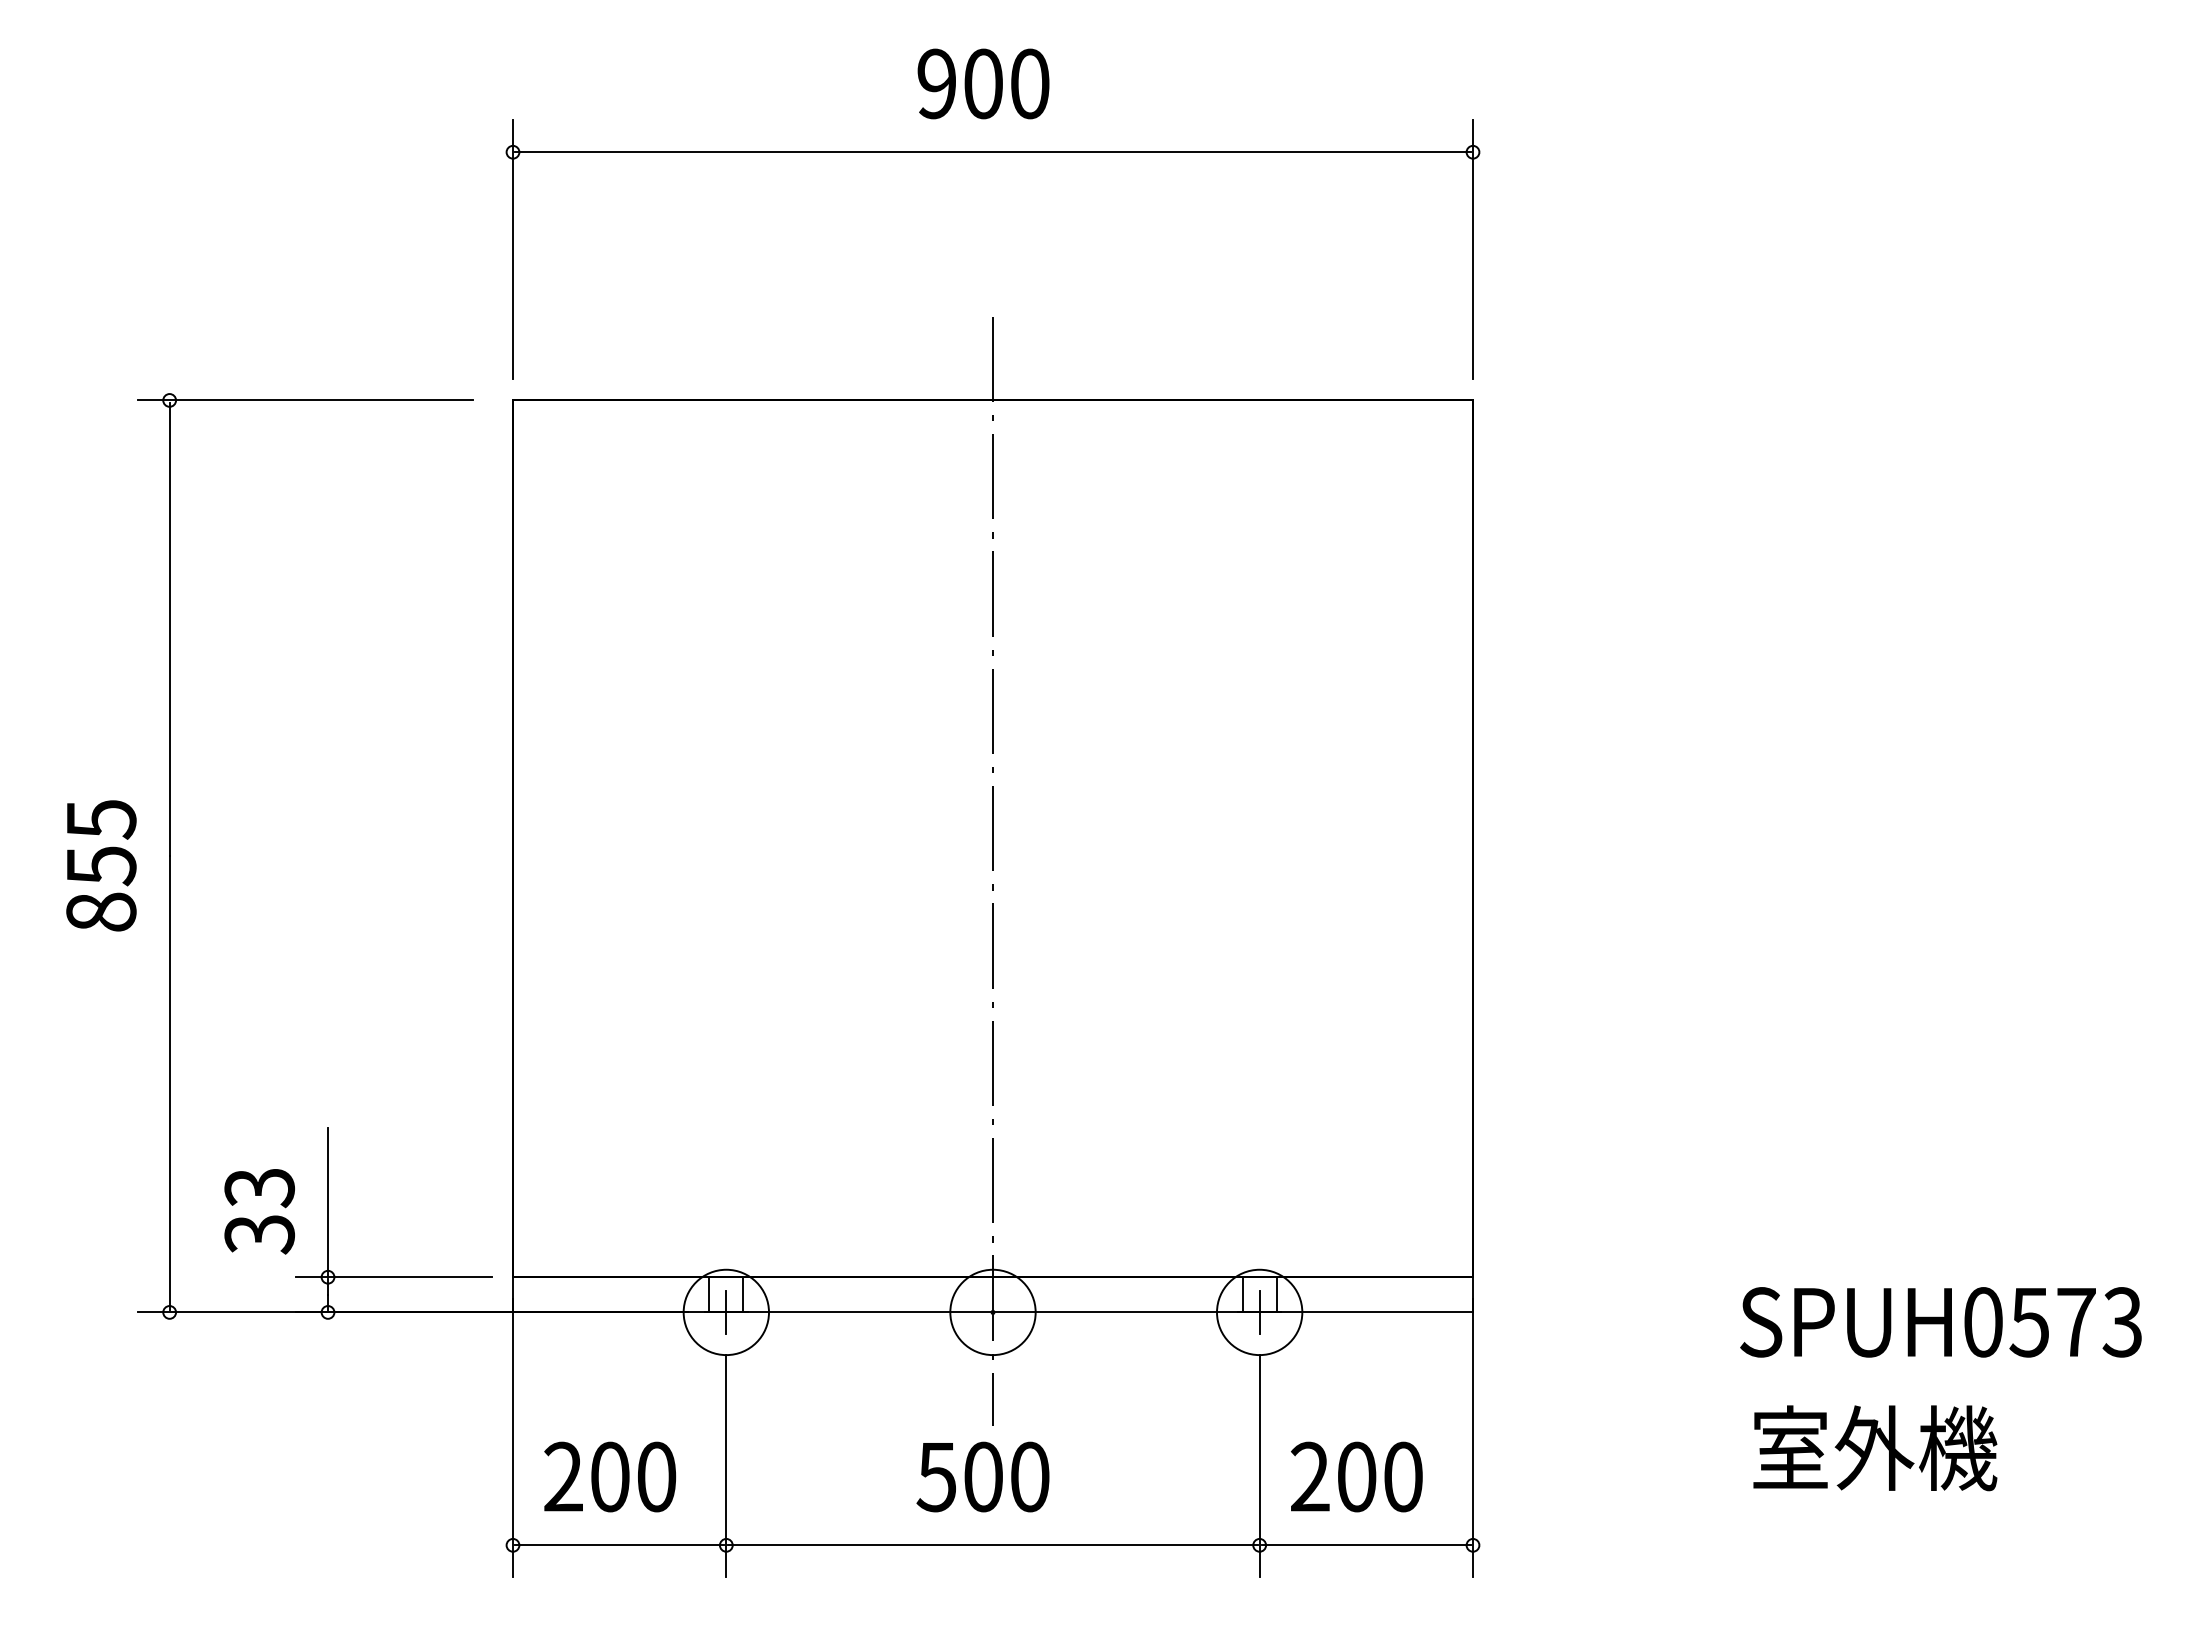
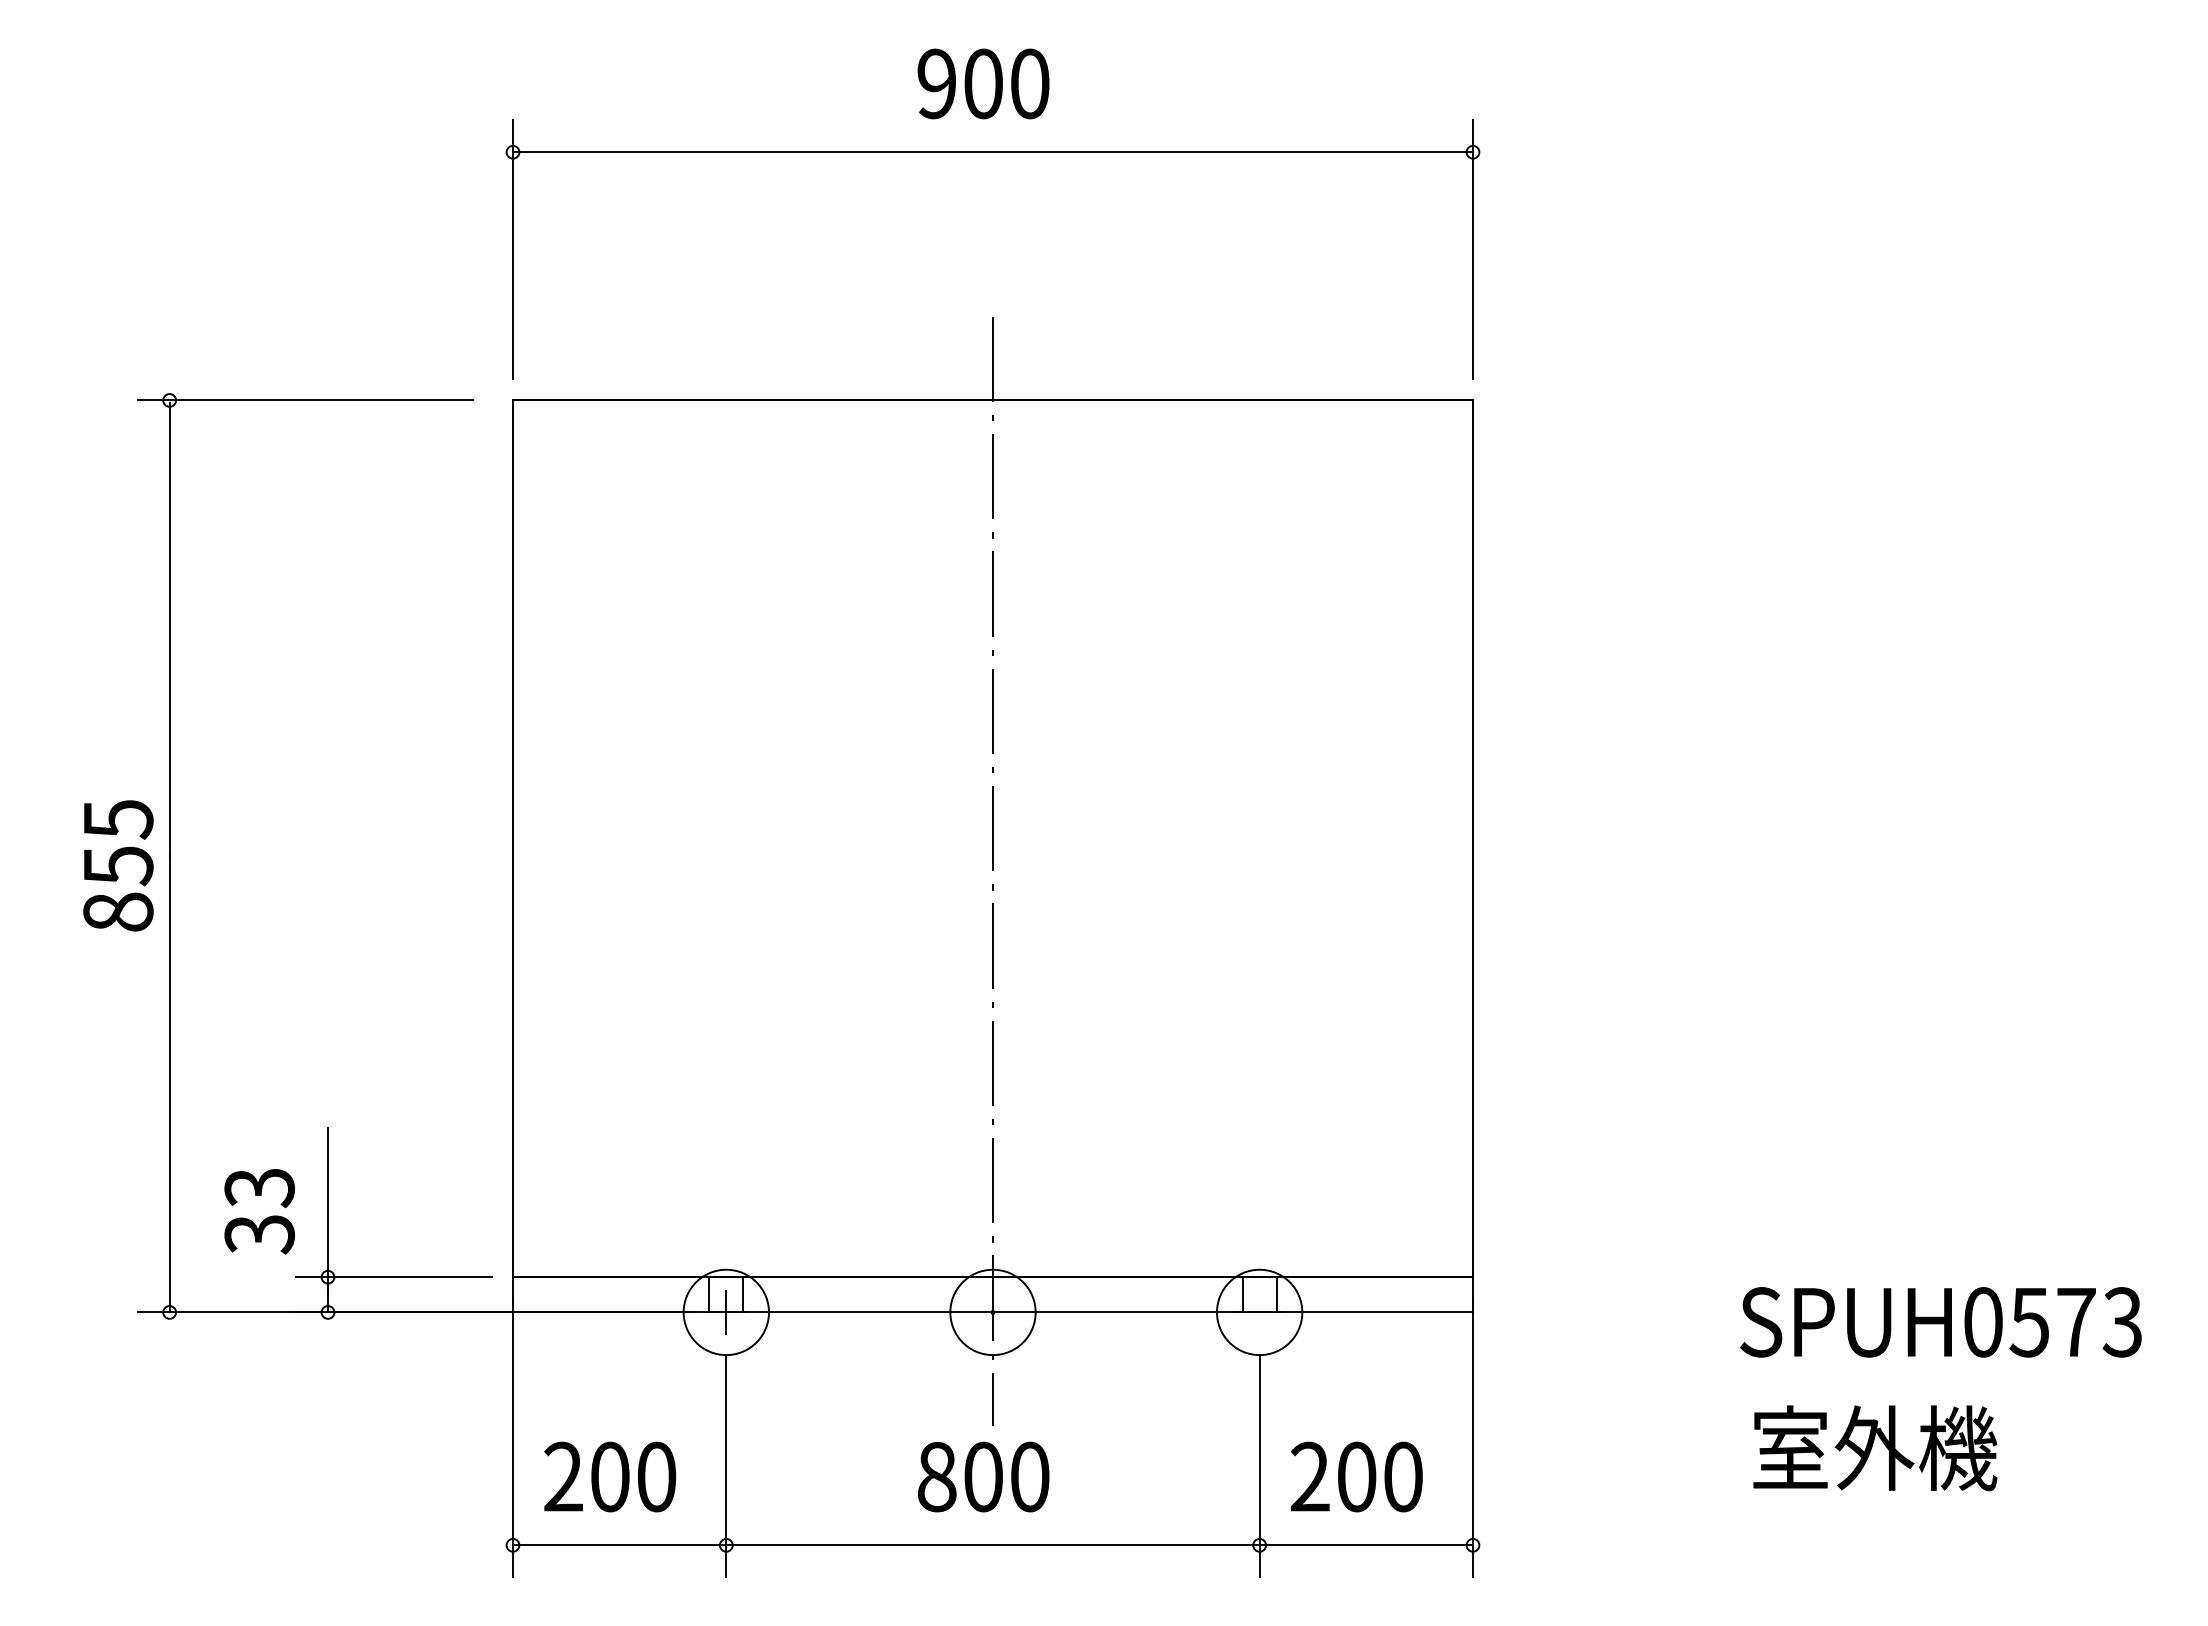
text position: (101, 865) -> (118, 865) (118, 865)
line: present -> none (1259, 1312)
text: 500 -> 800 (936, 1477)
